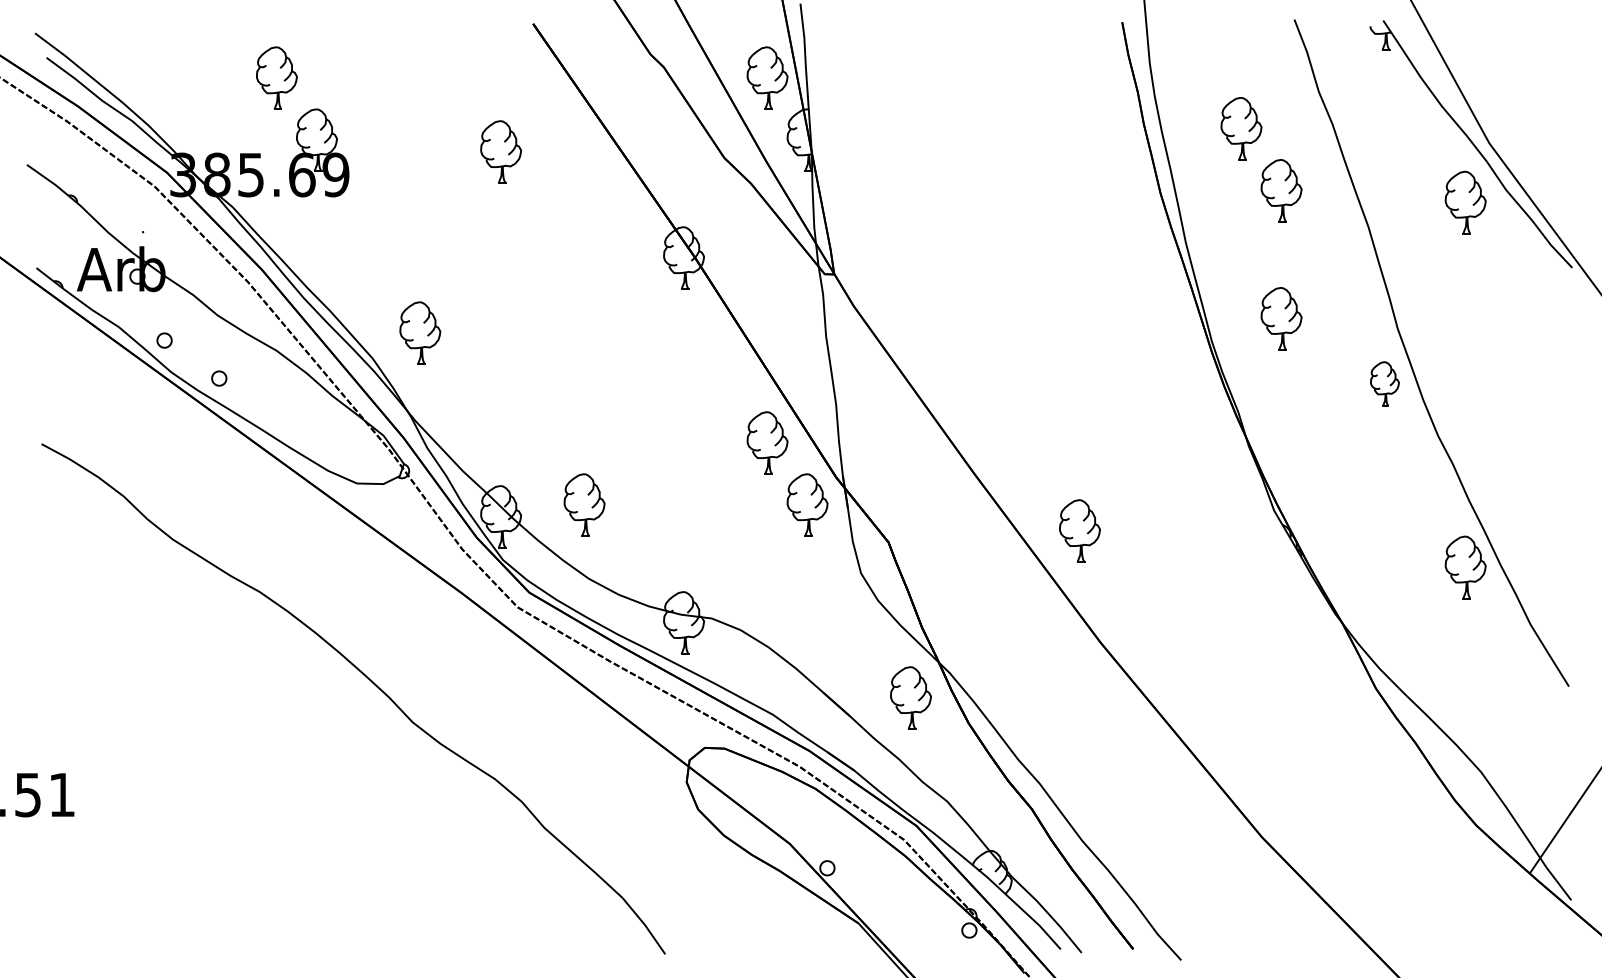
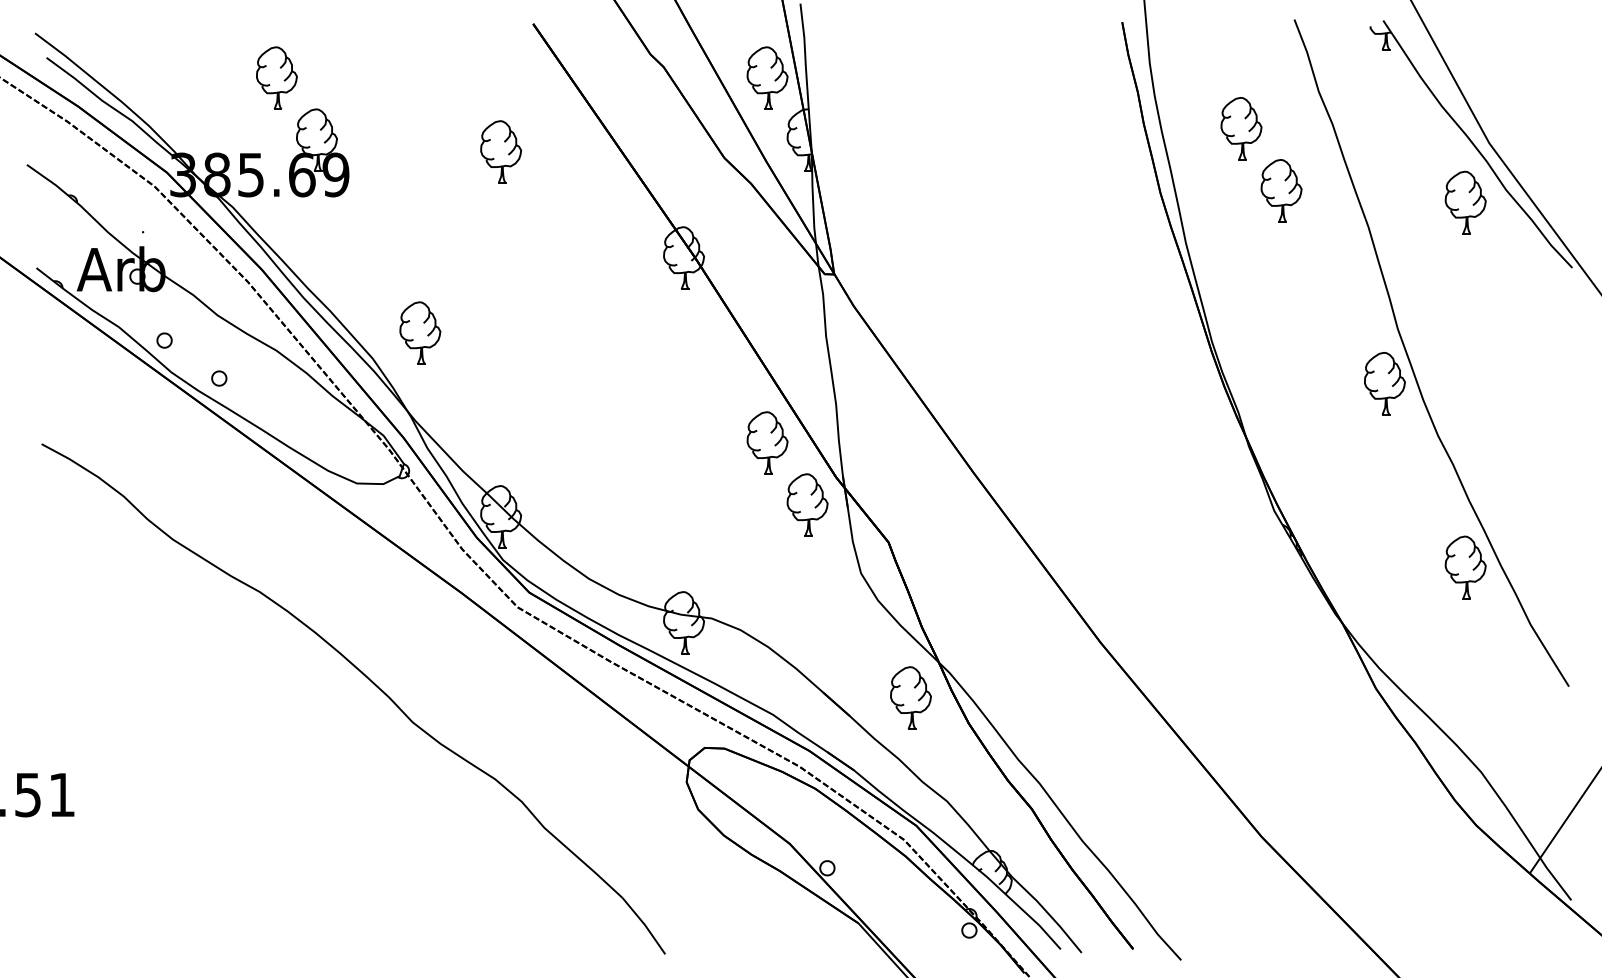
part: present -> none (1281, 318)
part size: 30x46 px -> 42x64 px (1384, 383)
part: present -> none (584, 504)
part: present -> none (1079, 530)
